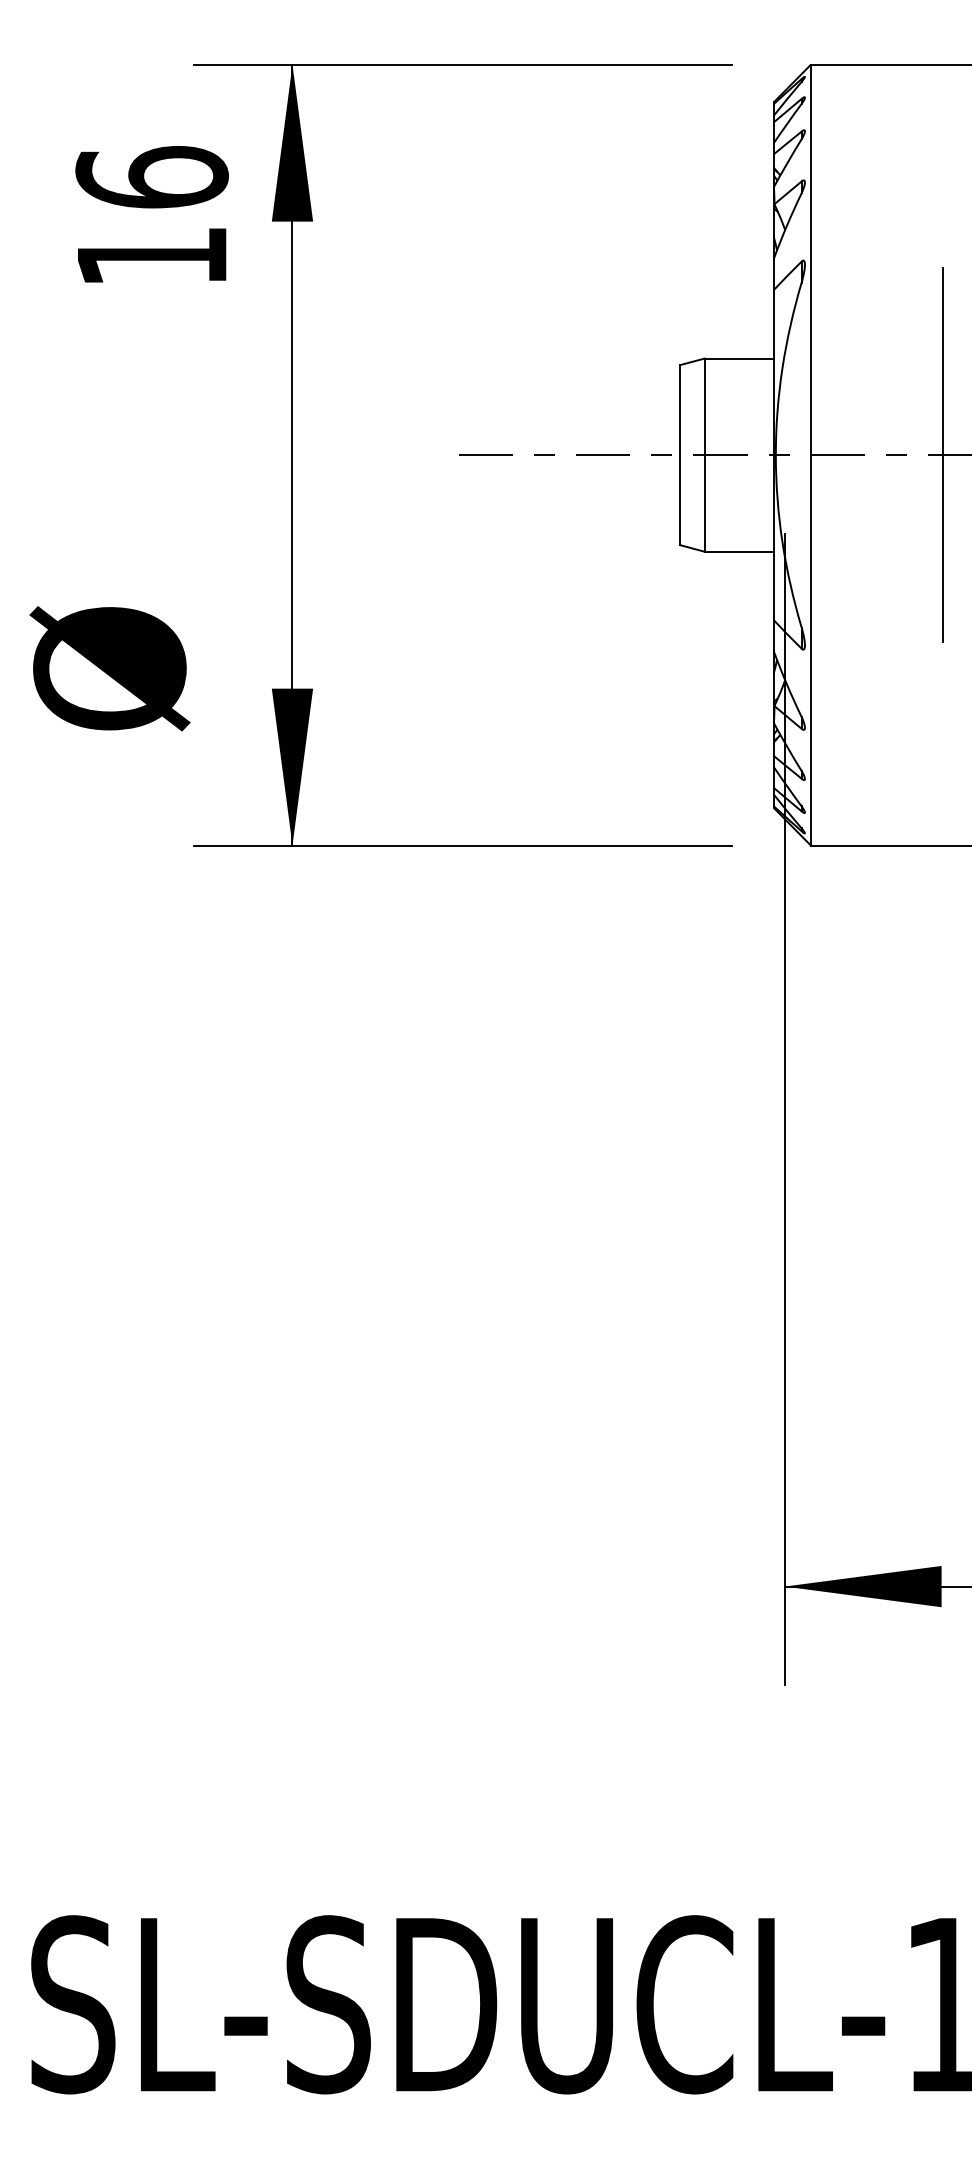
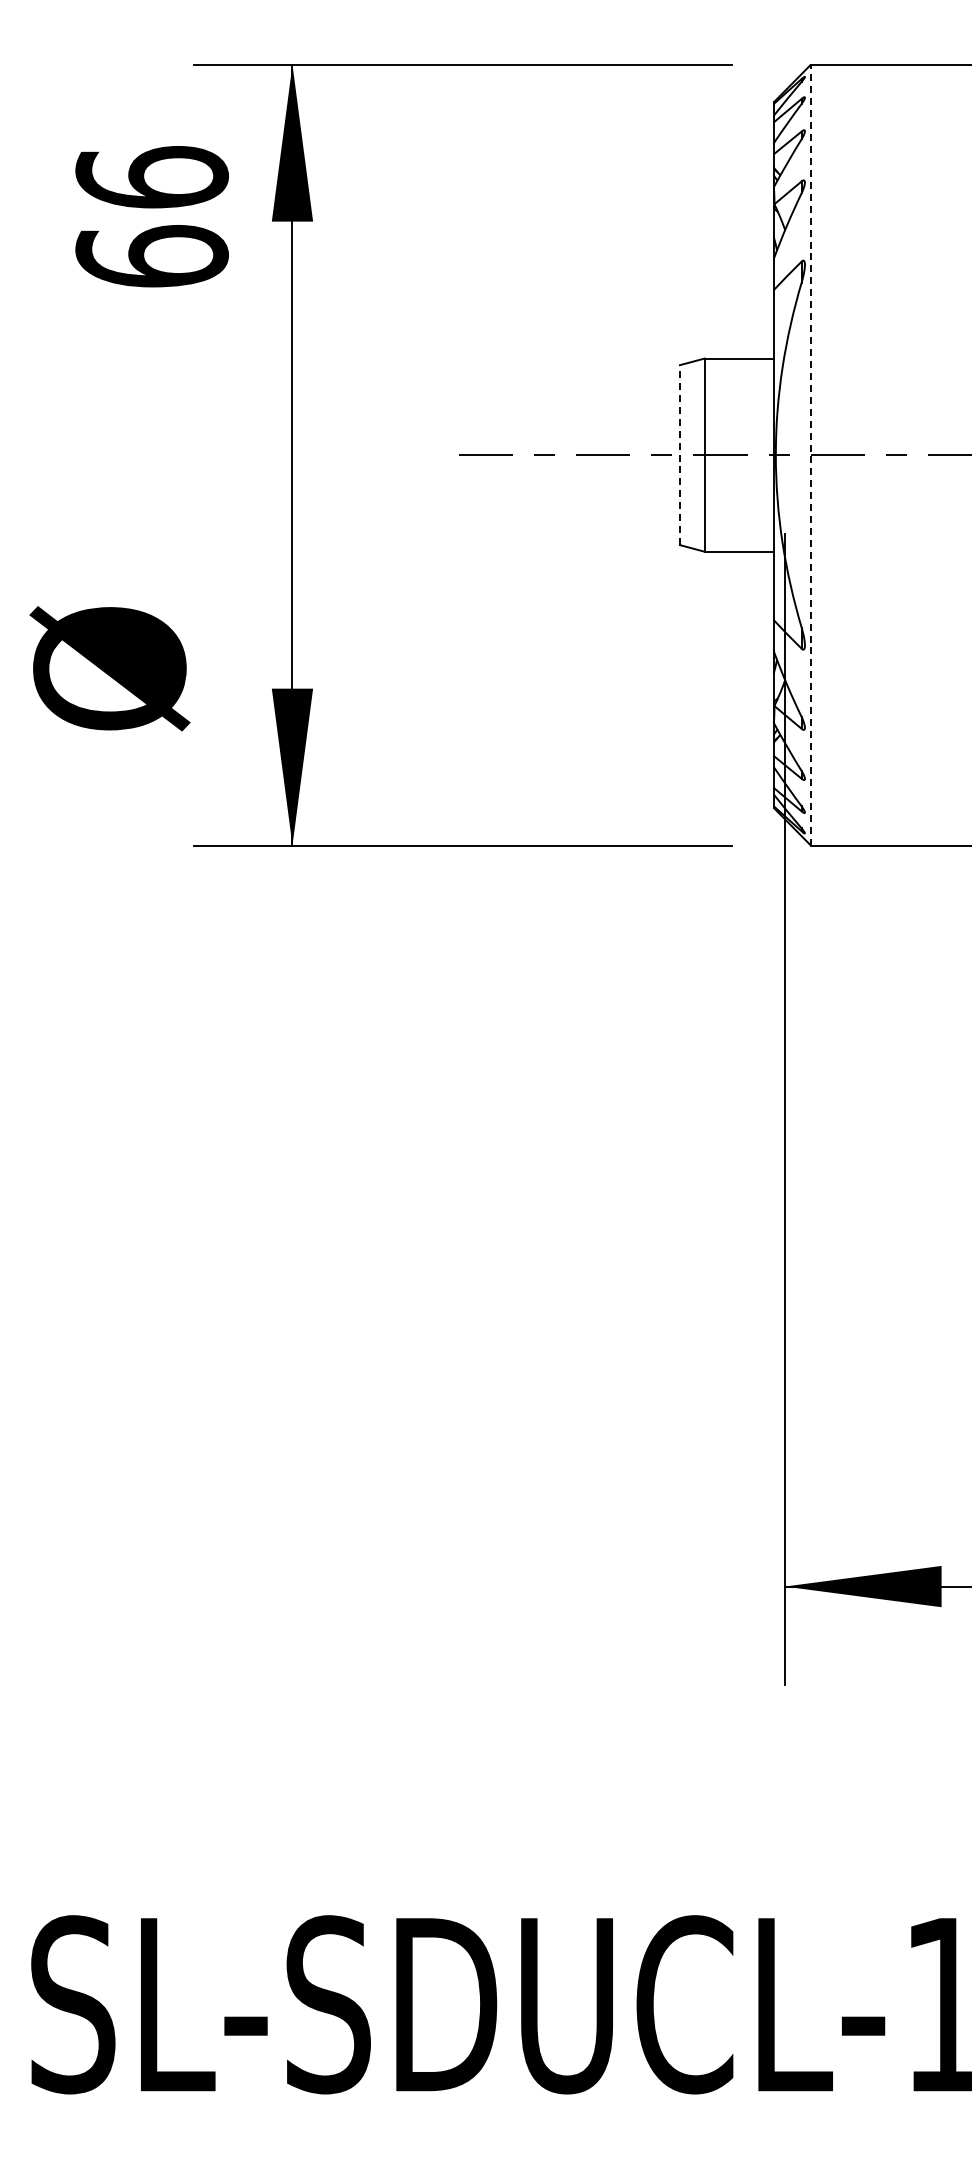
text: 16 -> 66 (151, 256)
line: solid -> dashed (810, 454)
line: present -> none (942, 454)
line: solid -> dashed (679, 455)
